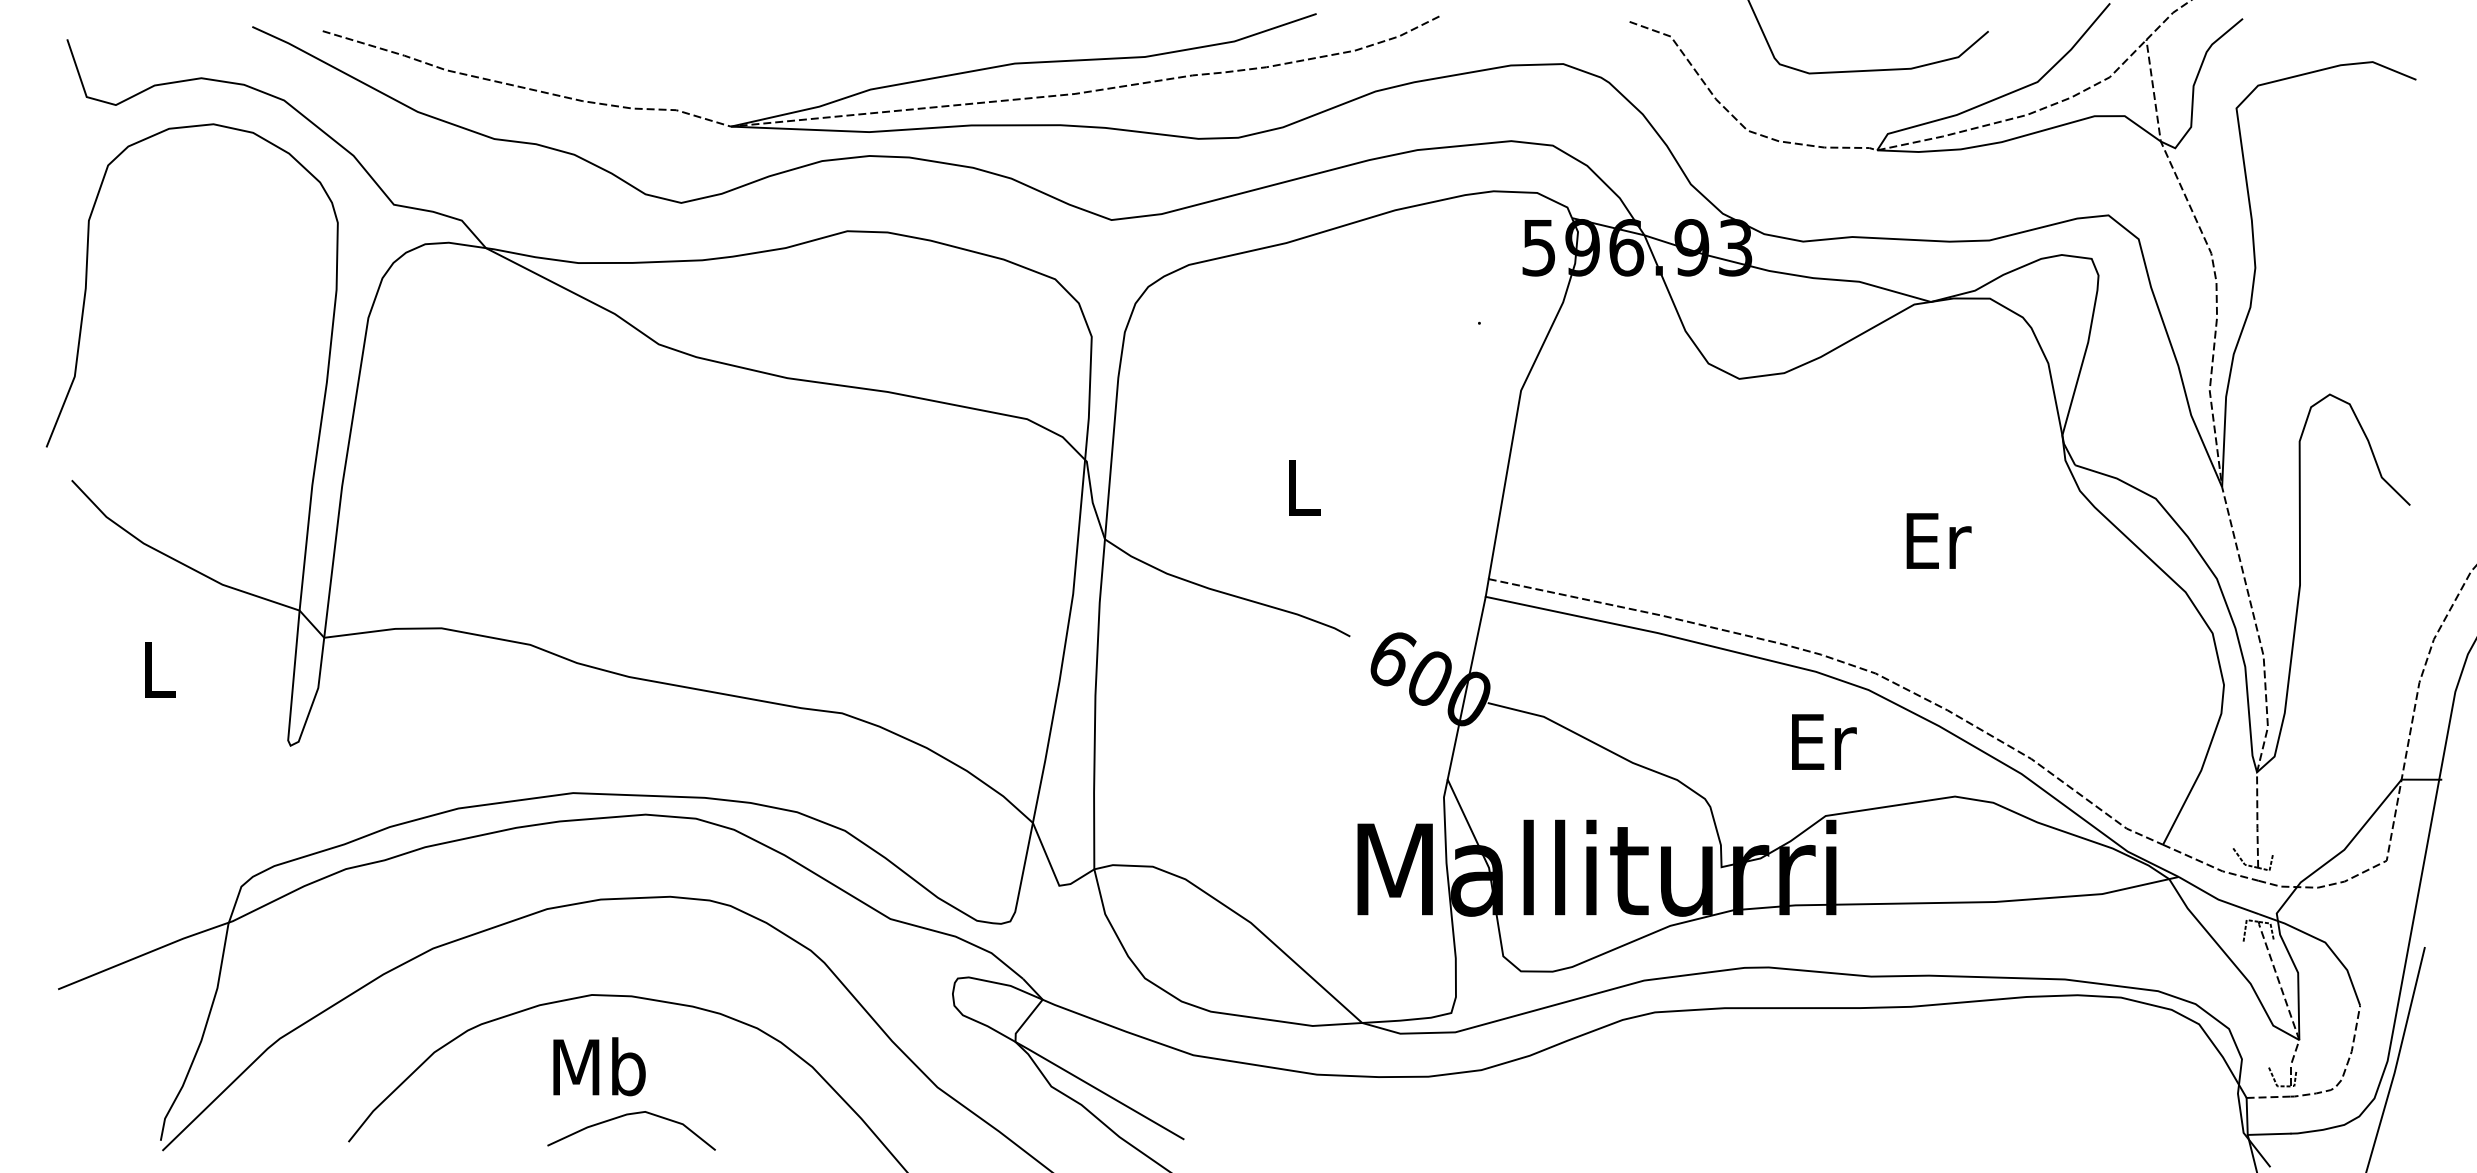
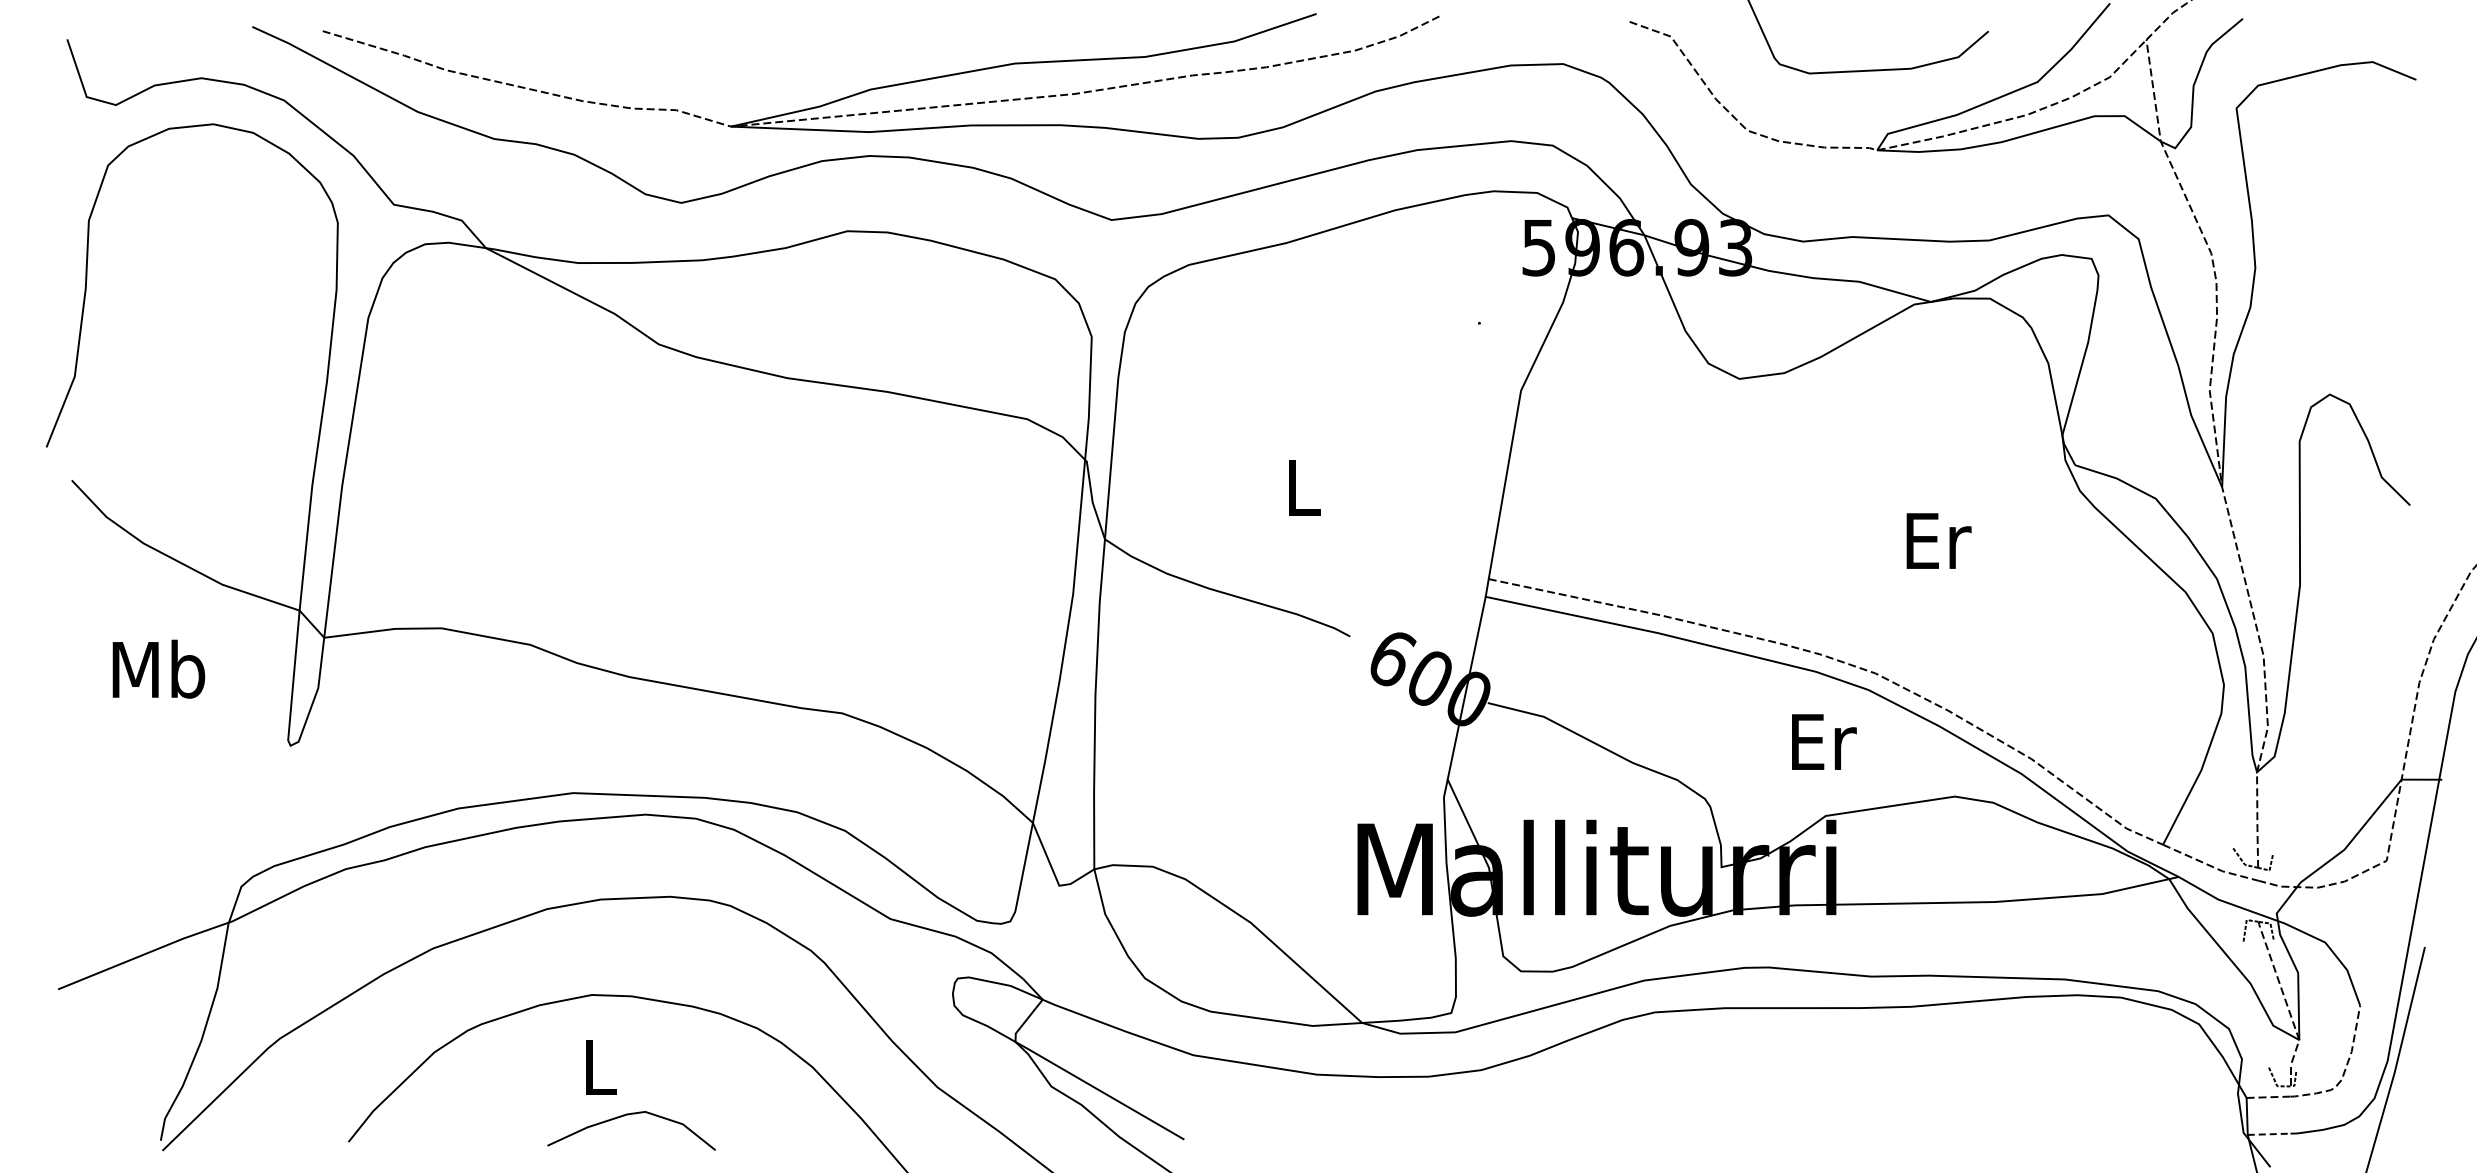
text: L -> Mb (158, 668)
text: Mb -> L (599, 1066)
line: solid -> dashed (2269, 1134)
